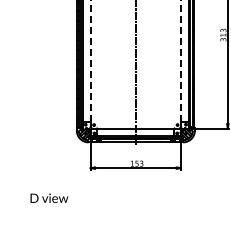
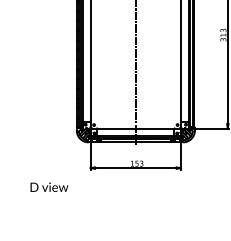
line: dashed -> solid (90, 61)
line: dashed -> solid (181, 61)
text position: (49, 197) -> (49, 186) (49, 186)
